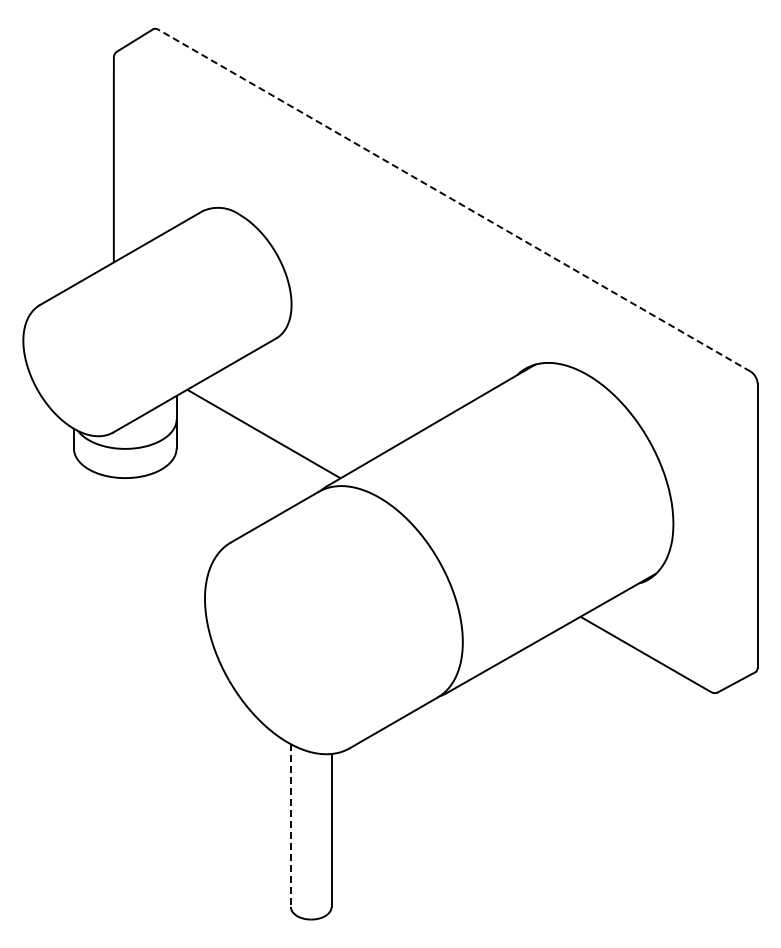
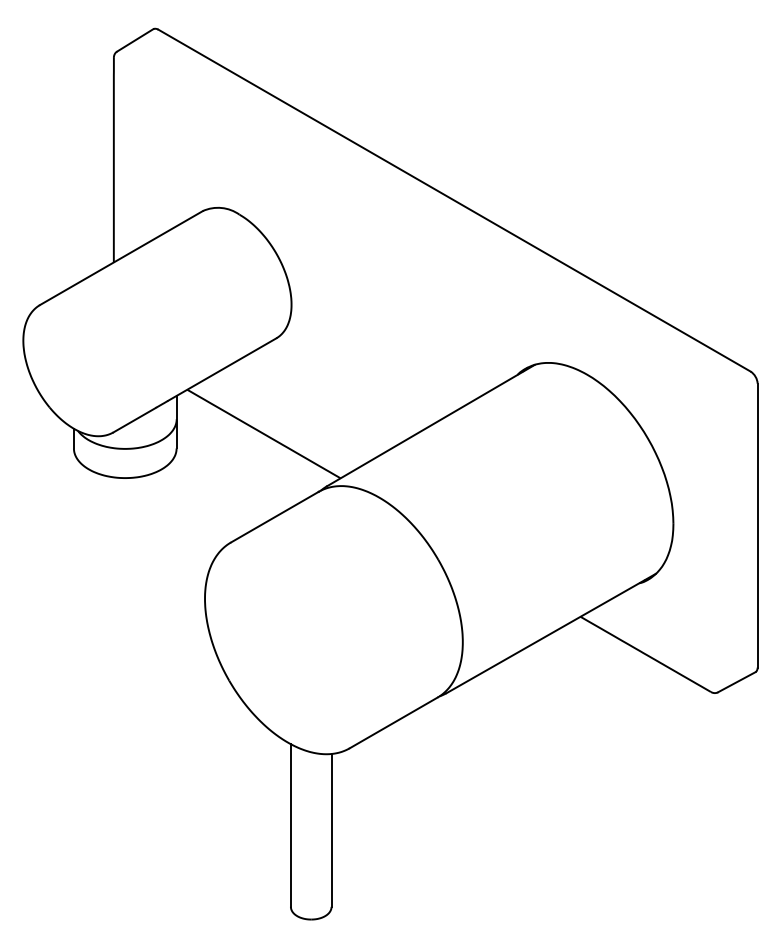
line: dashed -> solid (454, 200)
line: dashed -> solid (290, 826)
